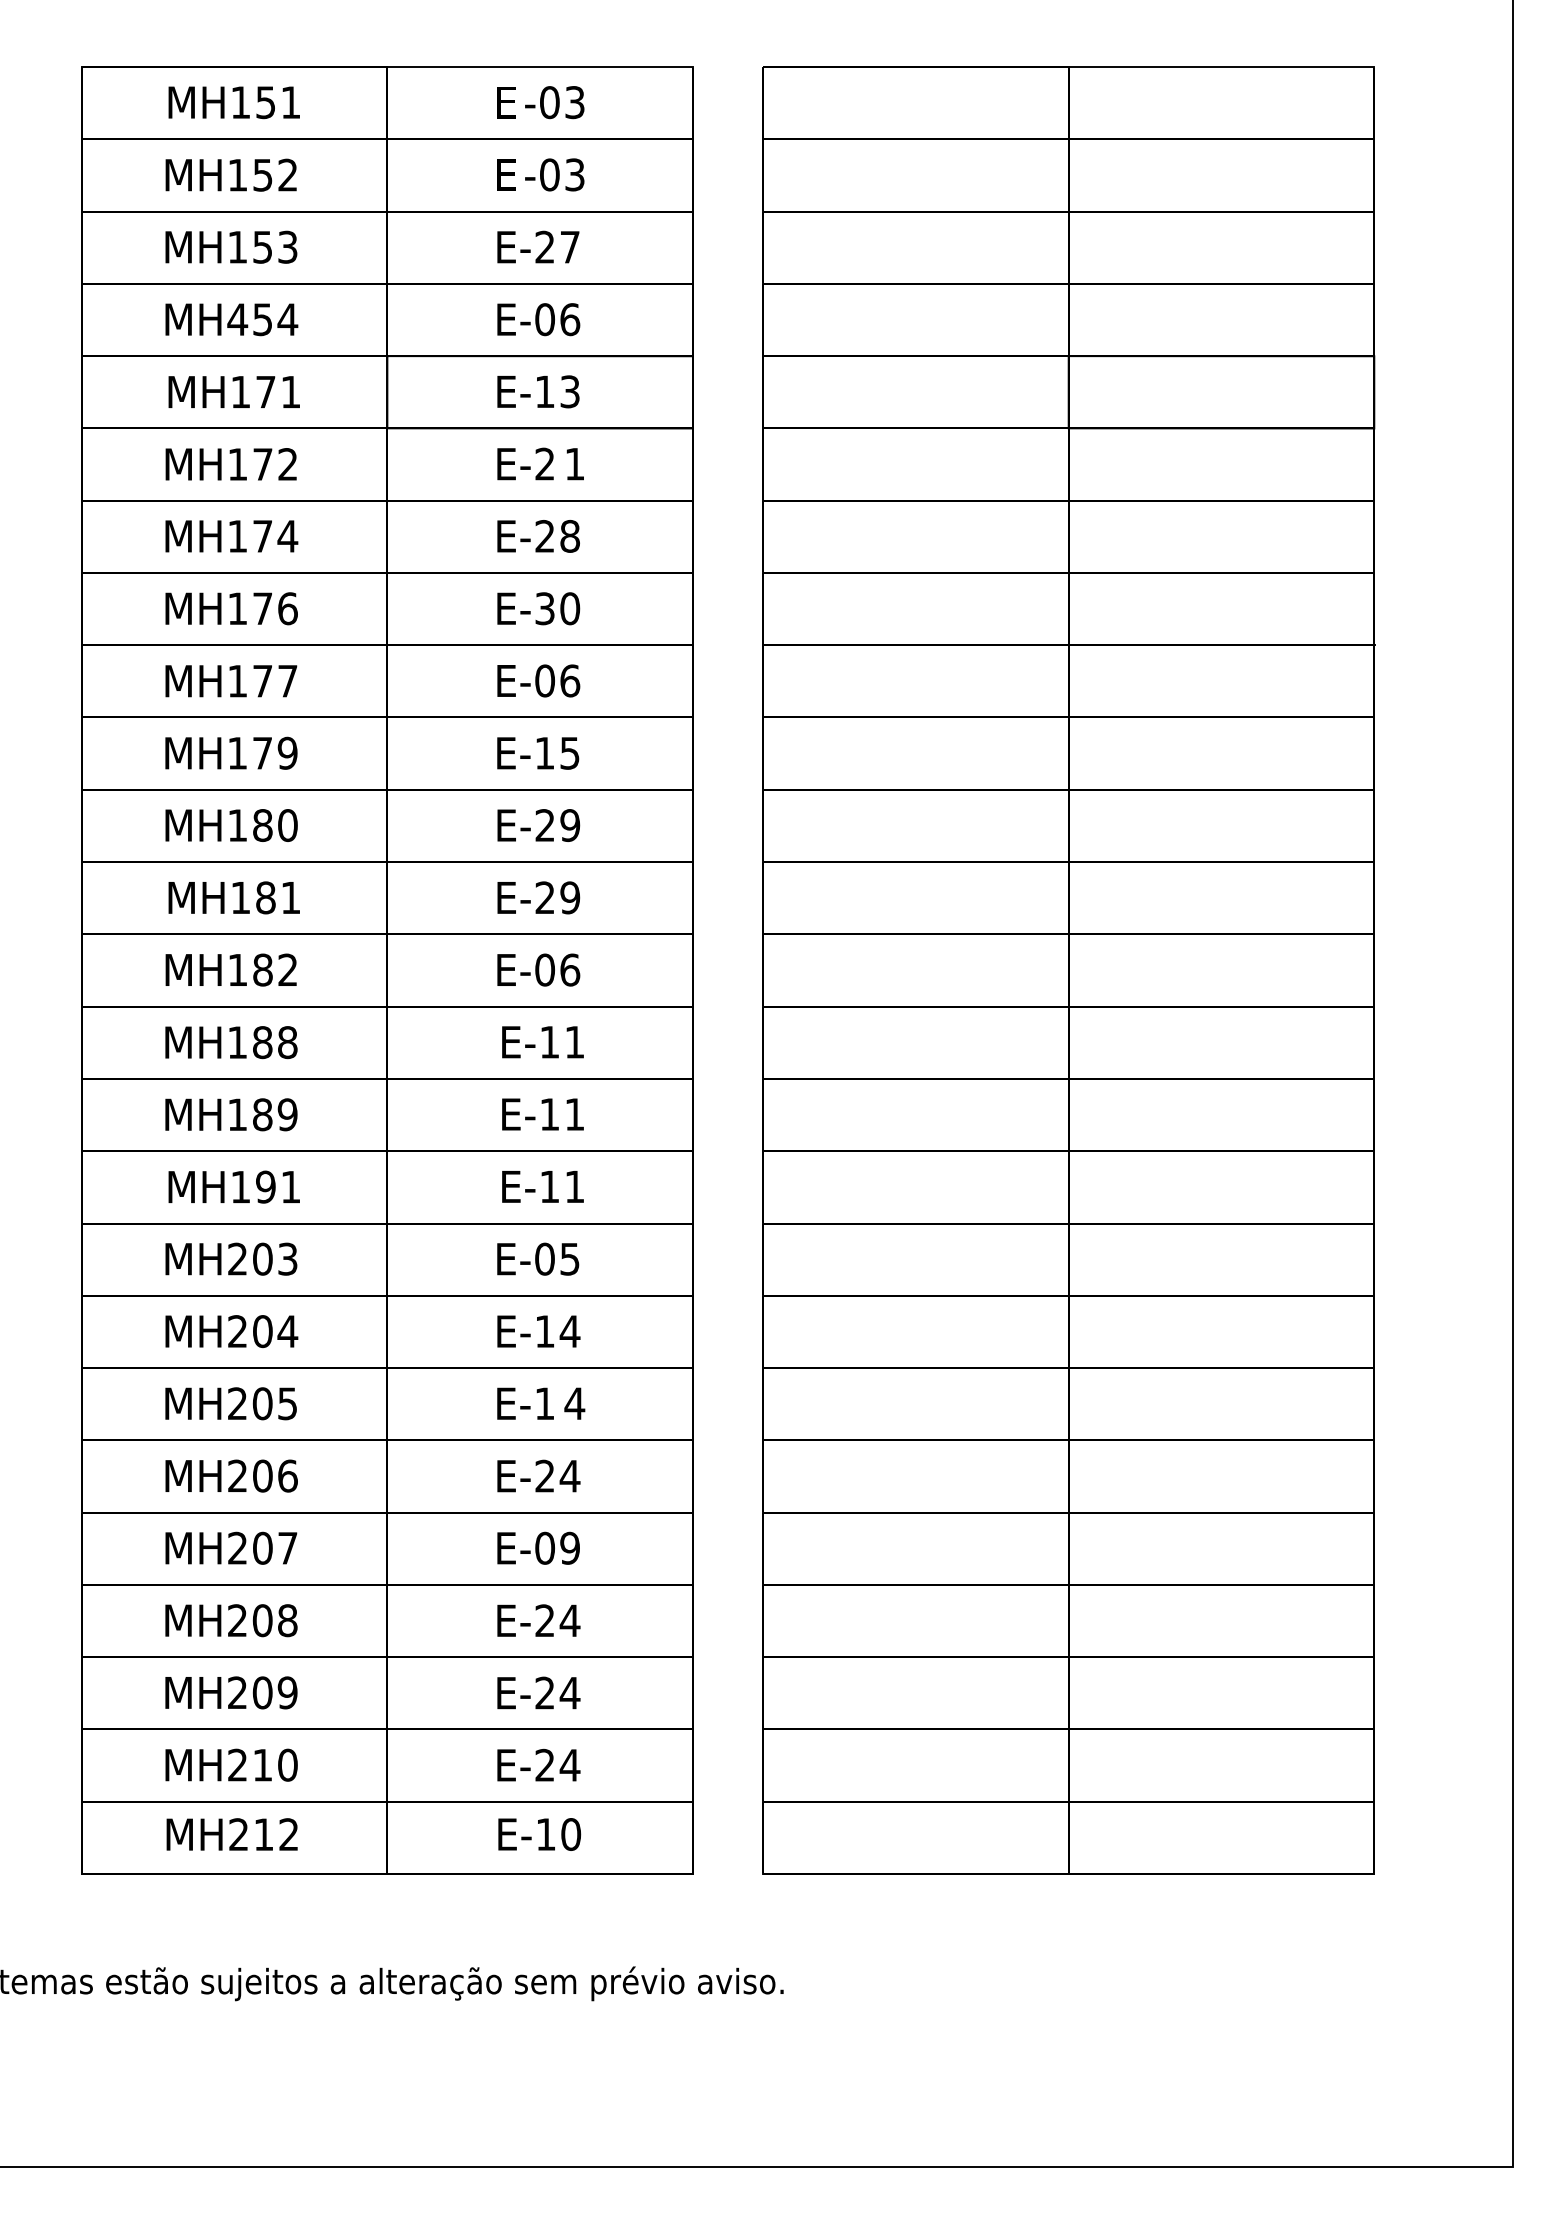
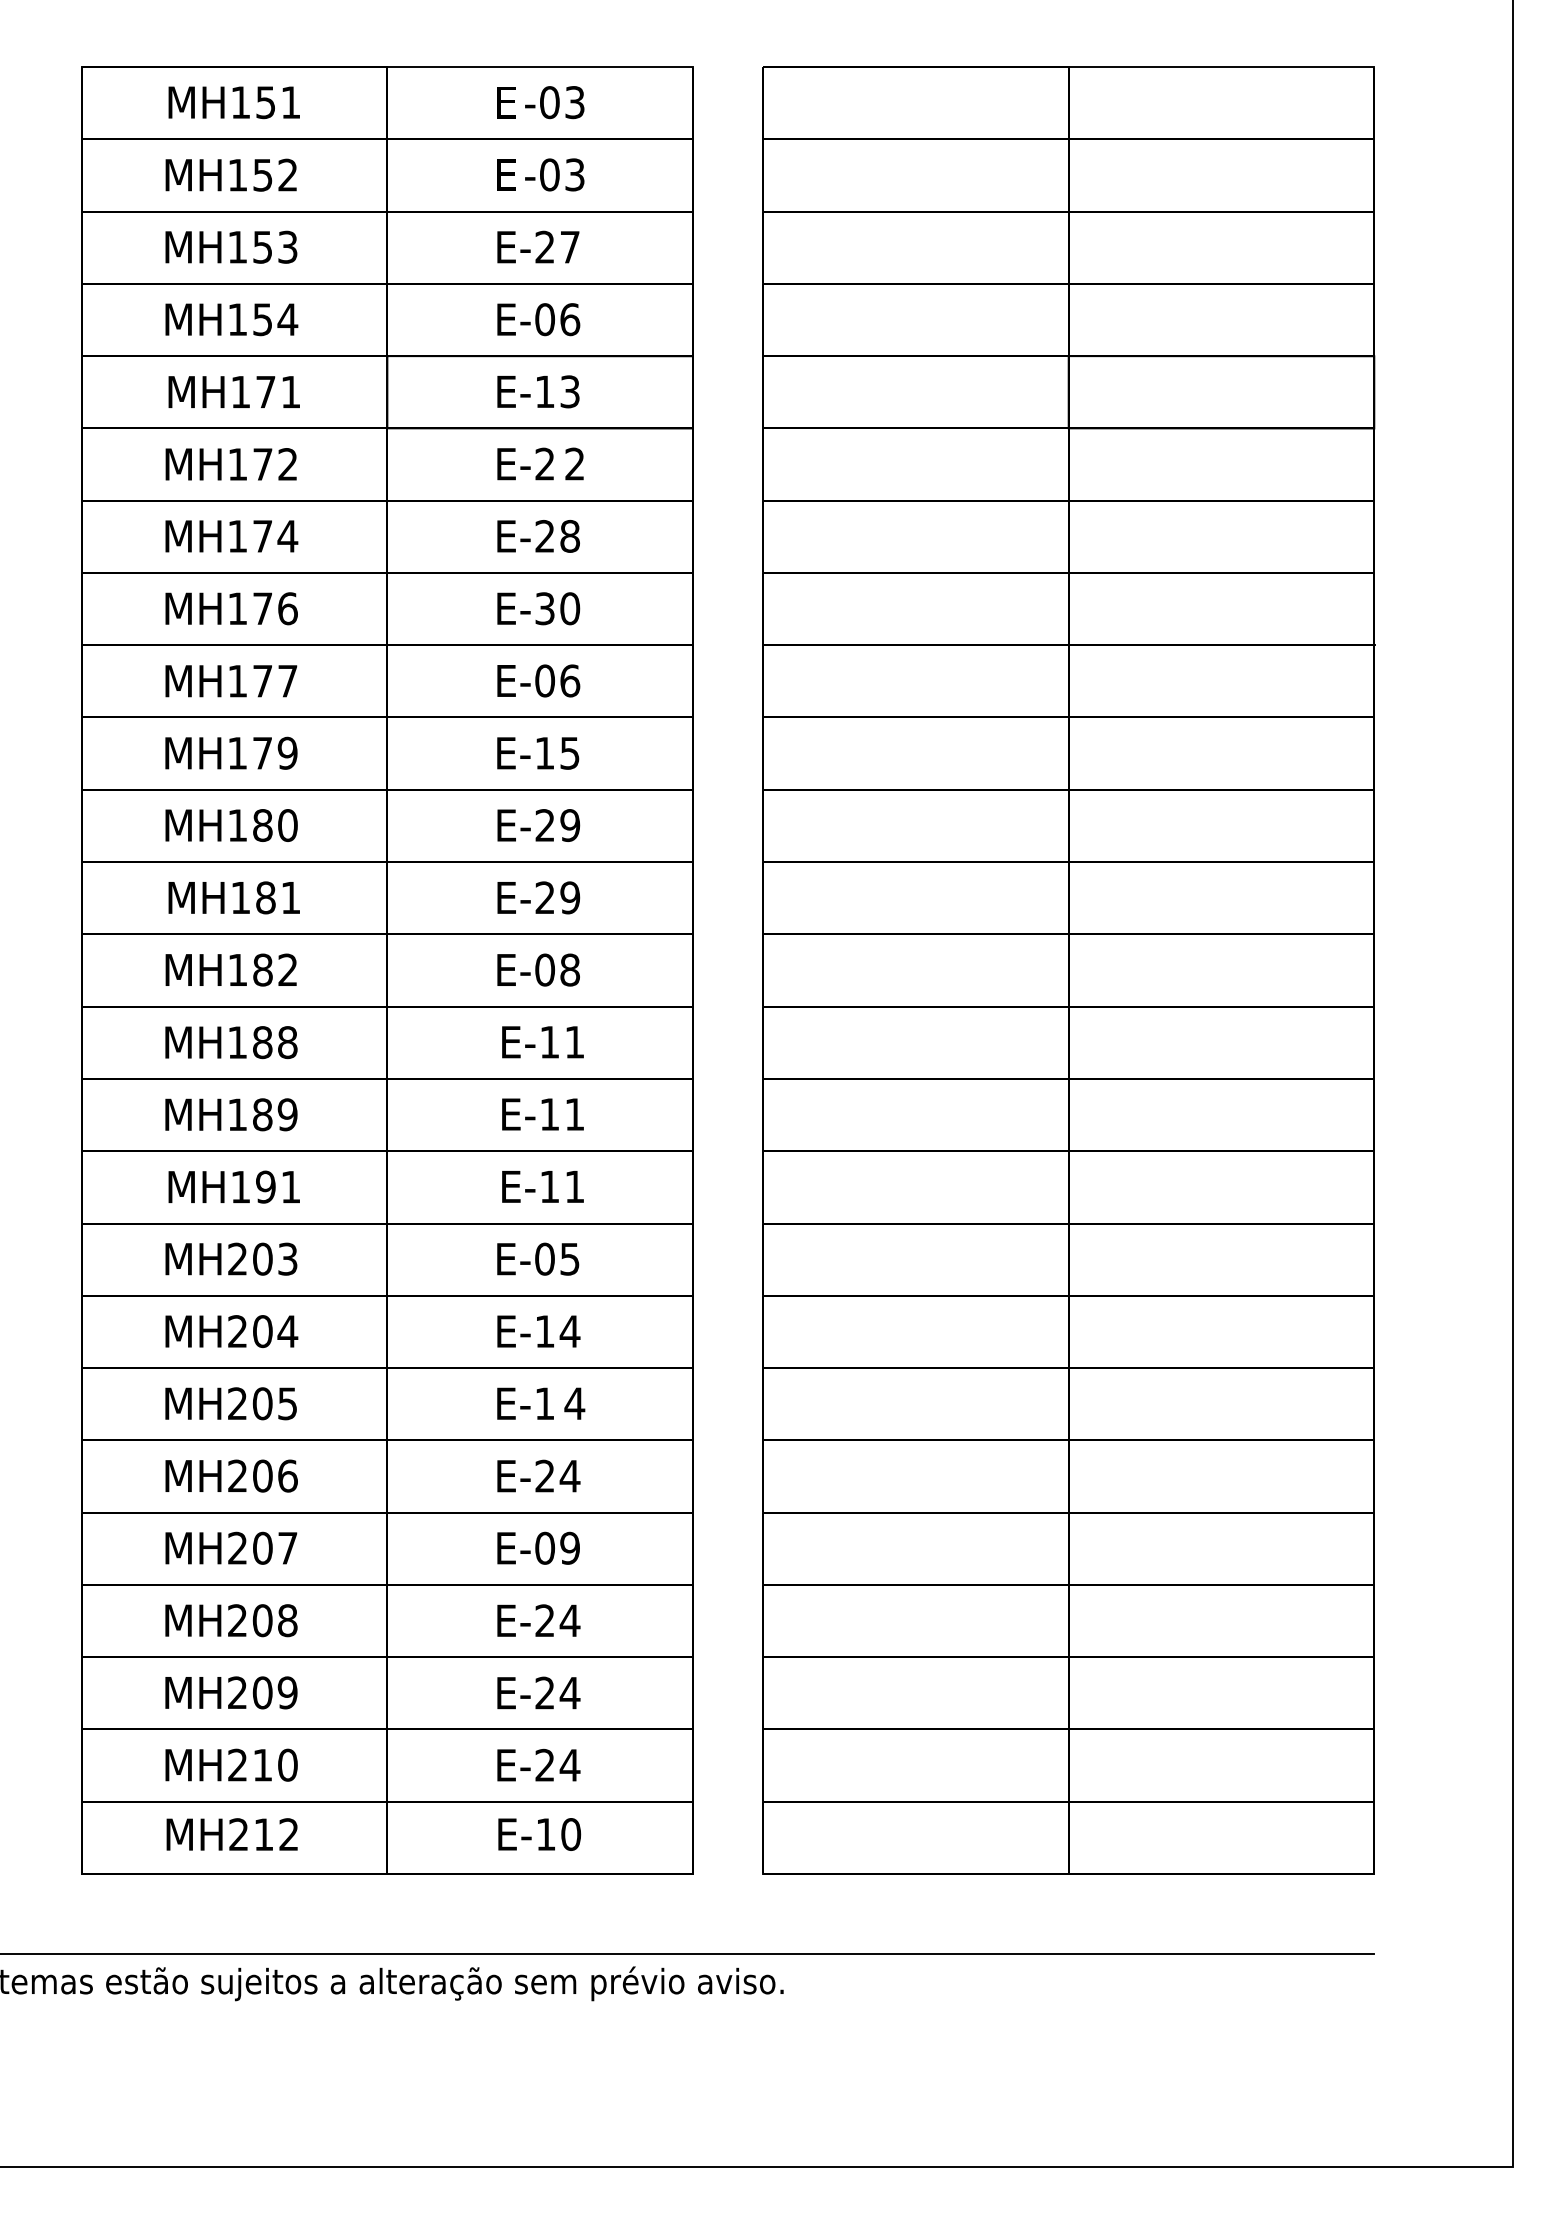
text: MH454 -> MH154 (237, 319)
text: 1 -> 2 (574, 463)
text: E-06 -> E-08 (570, 969)
line: none -> present (687, 1953)
